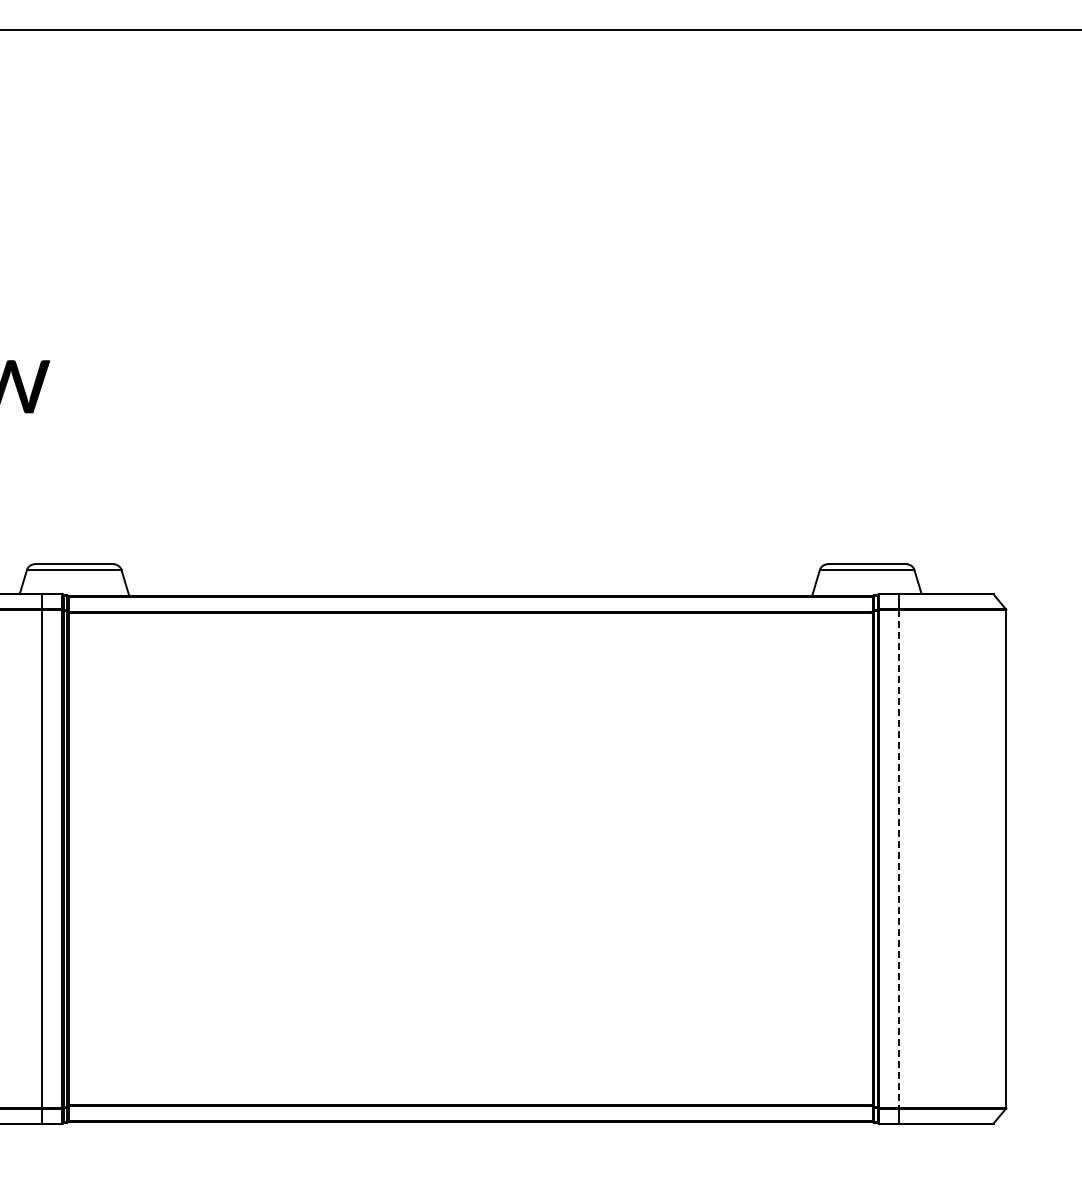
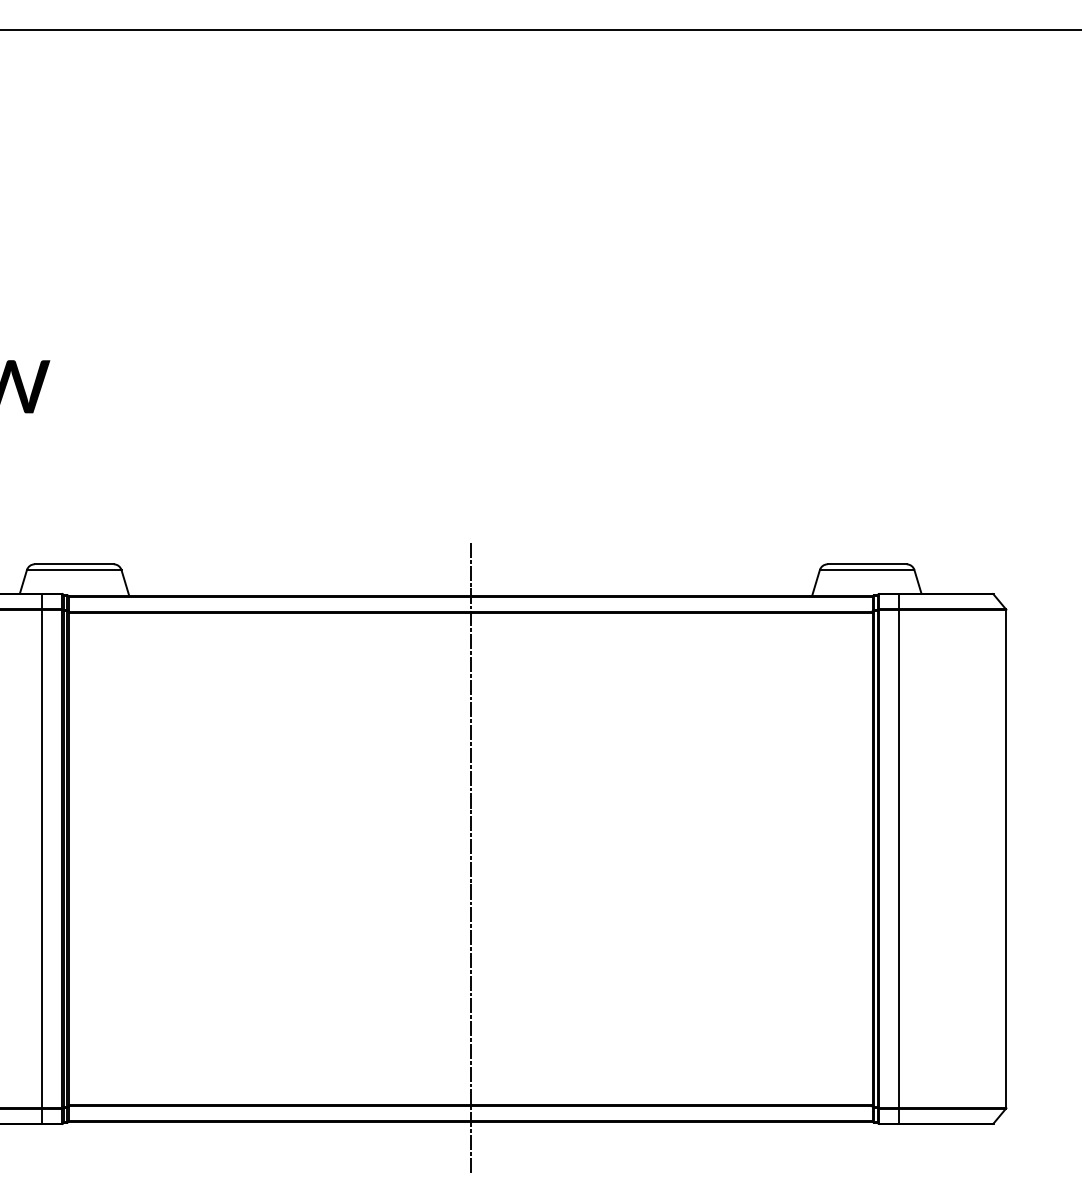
line: none -> present (470, 858)
line: dashed -> solid (899, 858)
